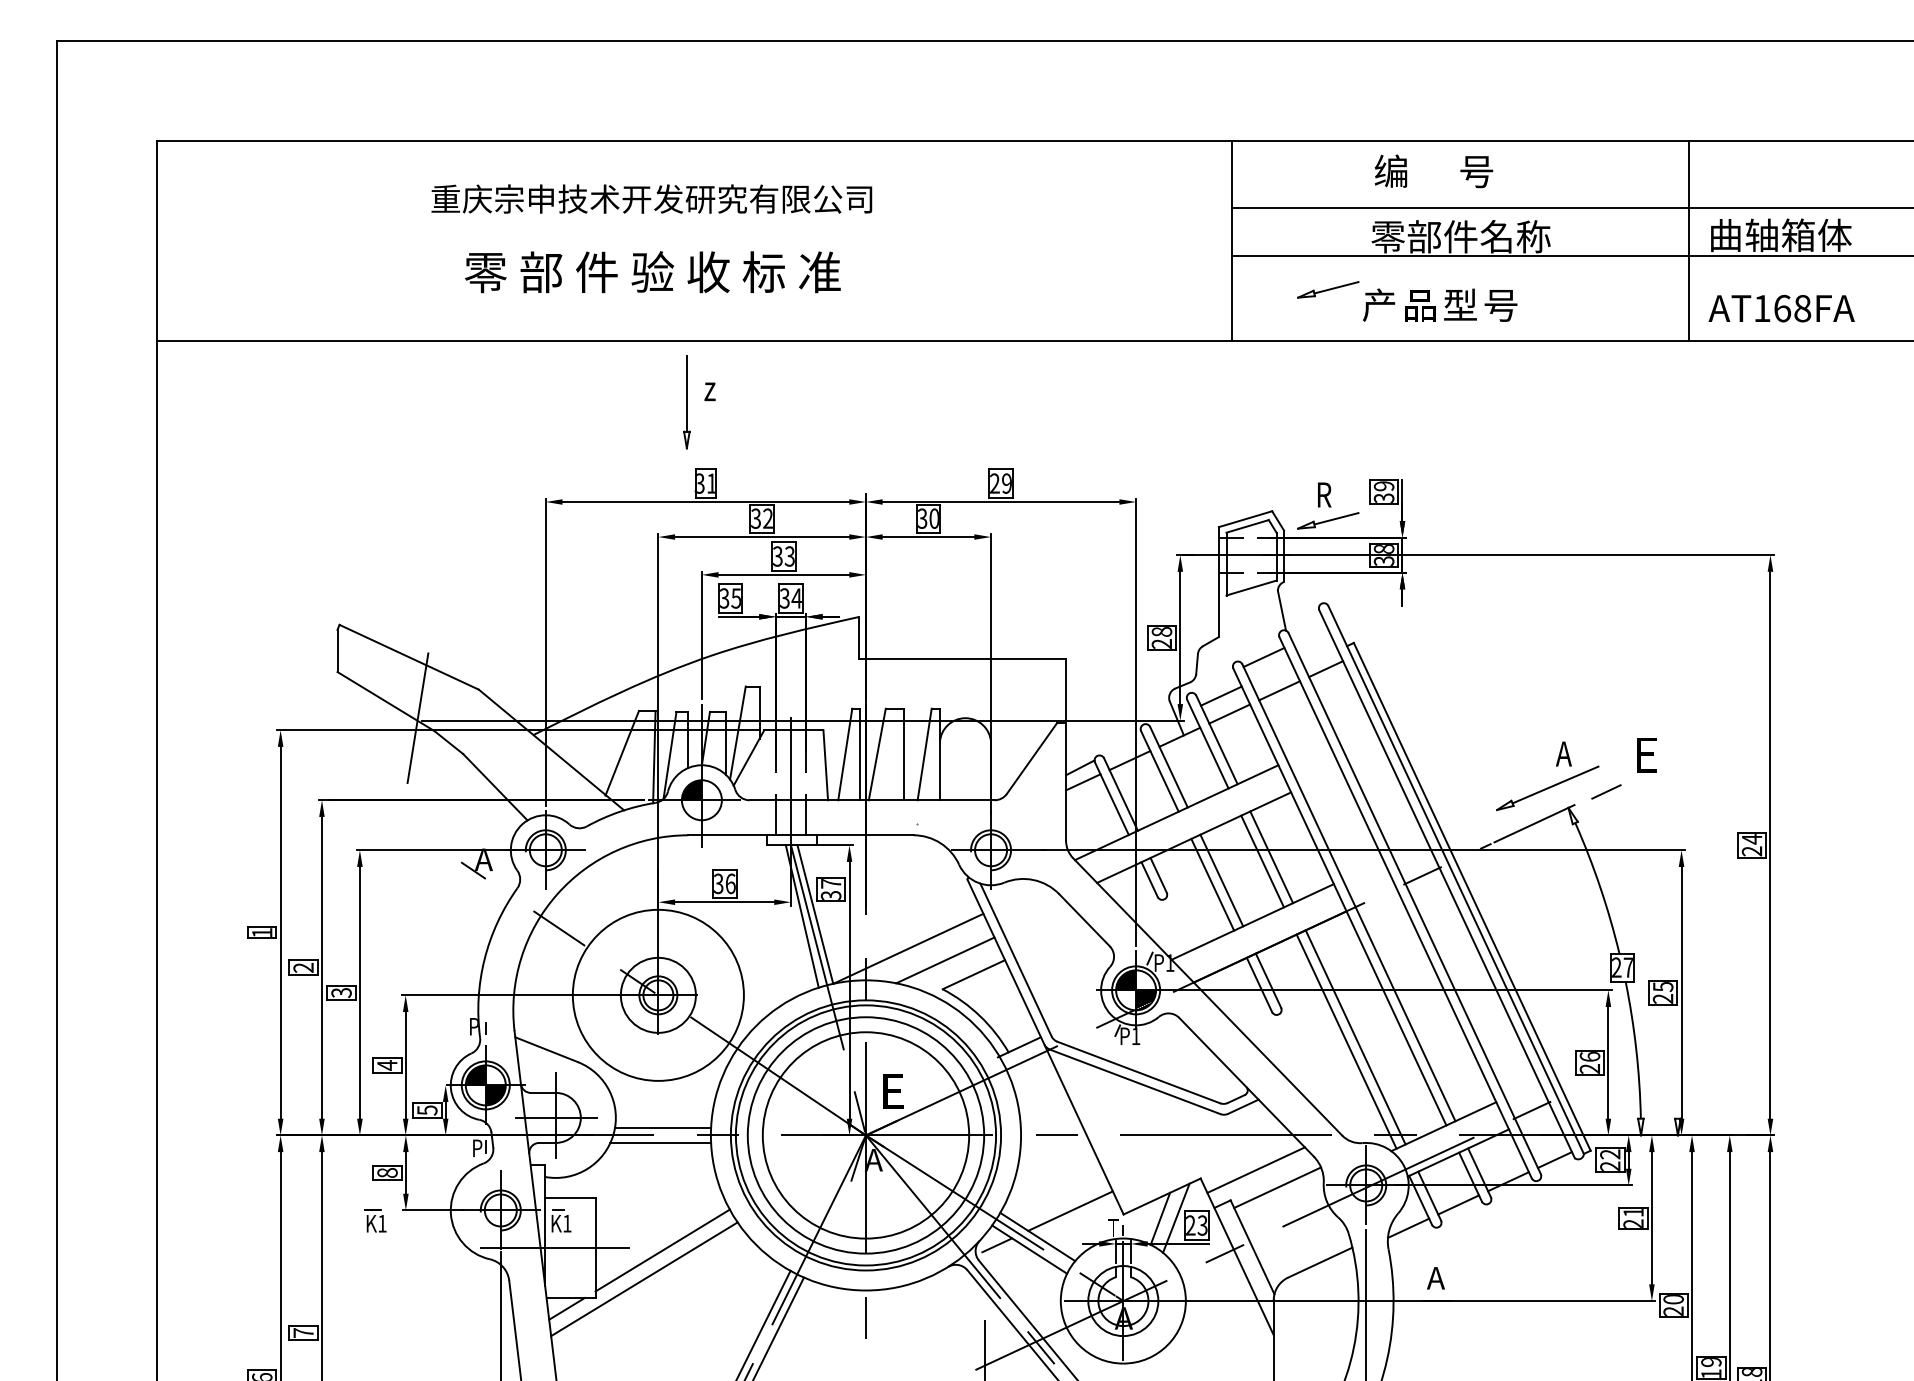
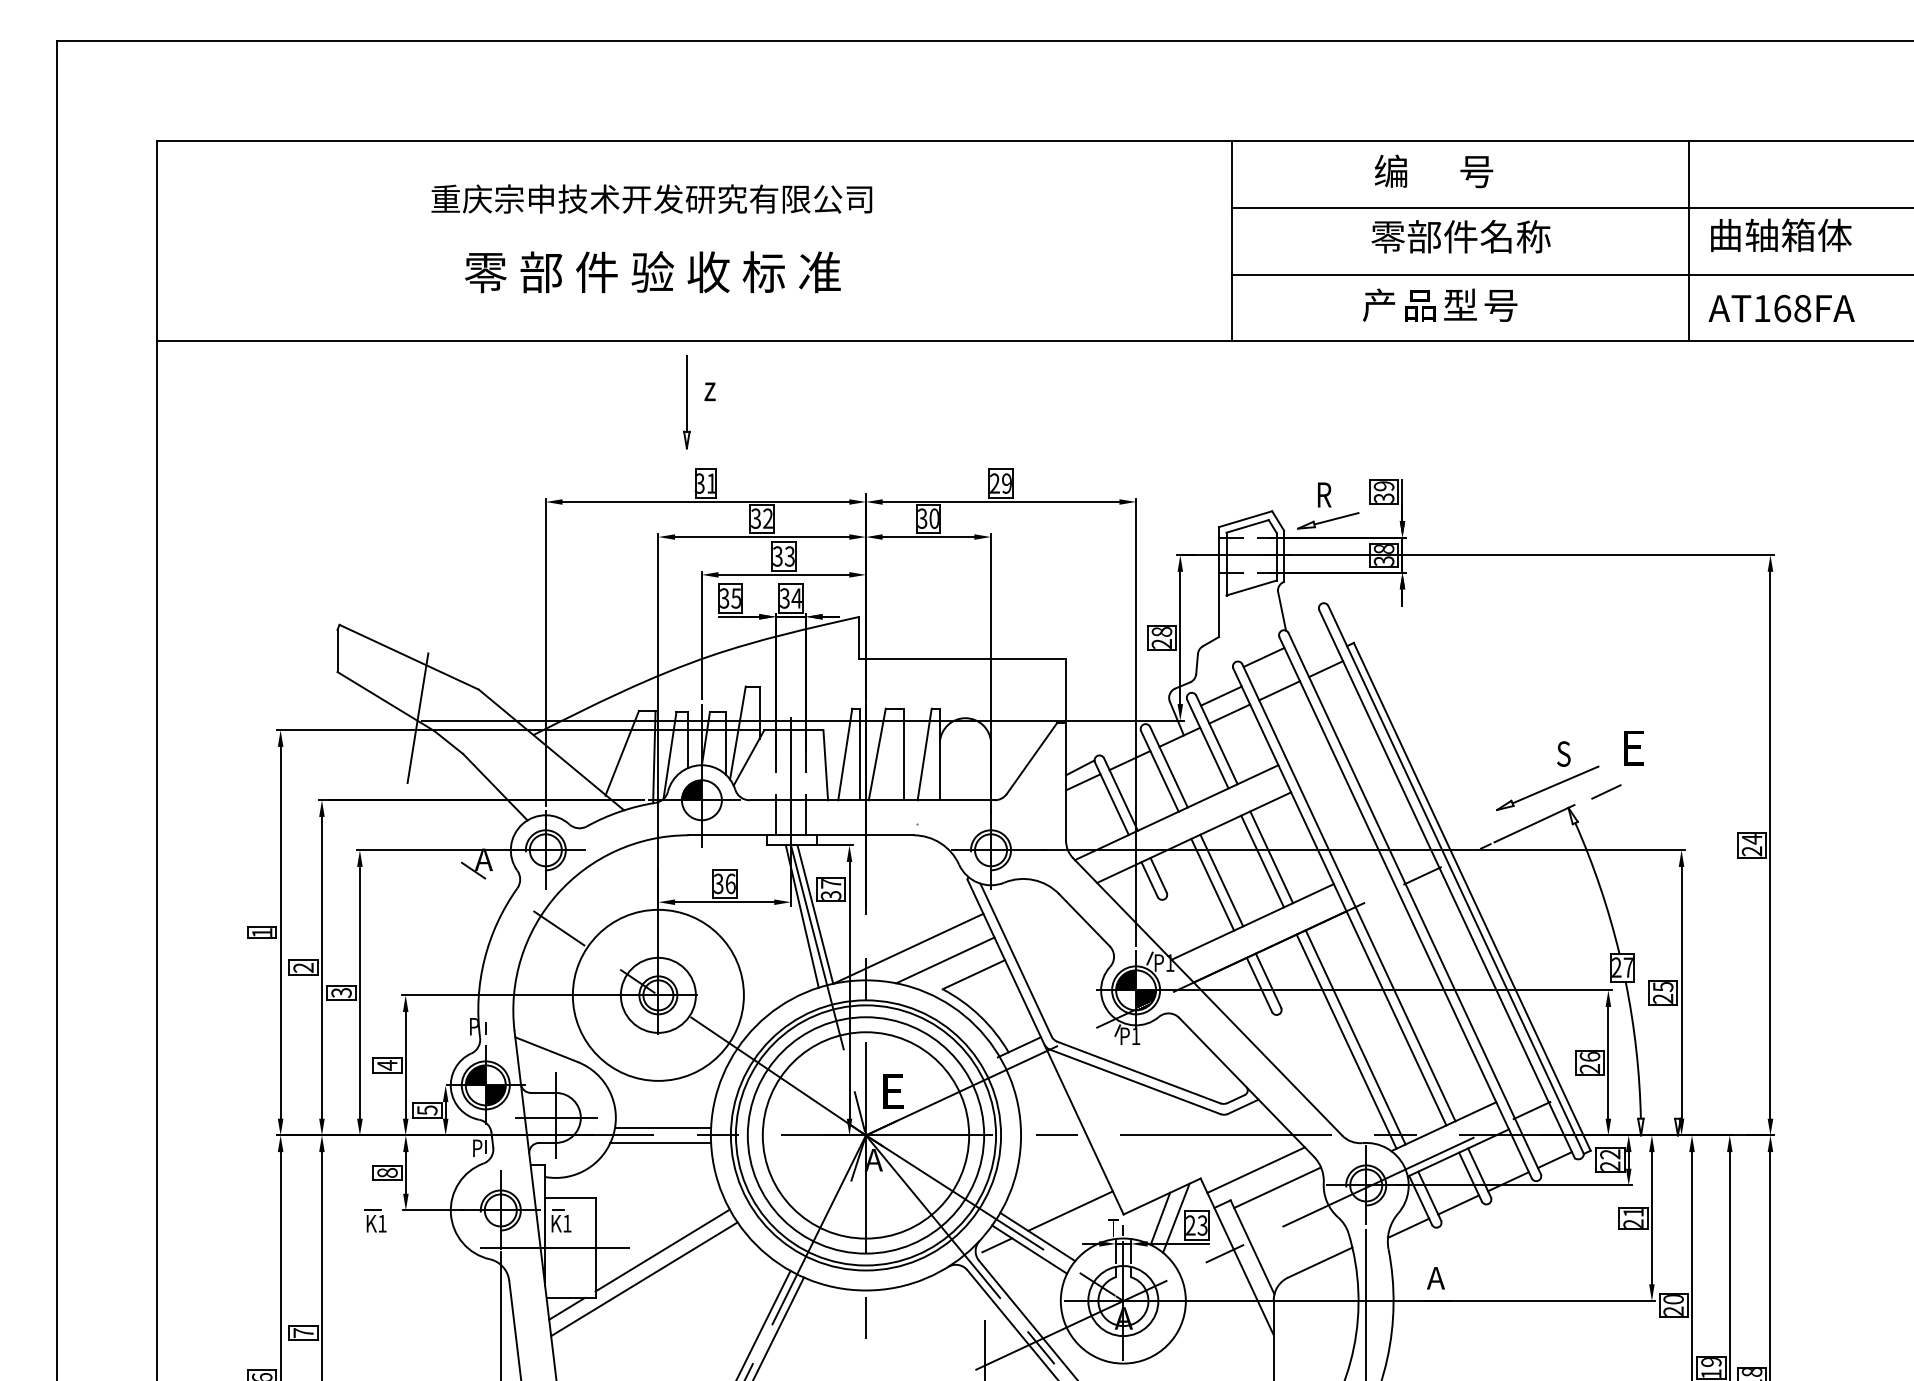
line position: (1571, 255) -> (1571, 274) (1571, 274)
part: present -> none (1328, 289)
text: A -> S (1563, 753)
text position: (1646, 755) -> (1633, 748) (1633, 748)
